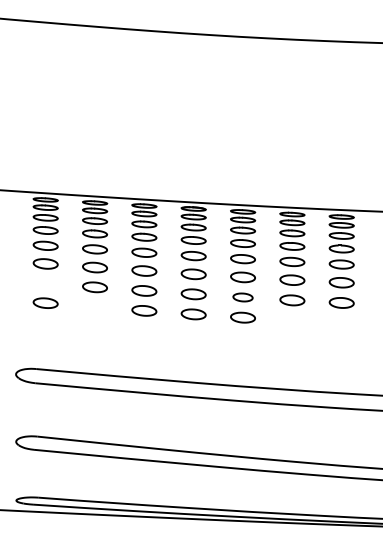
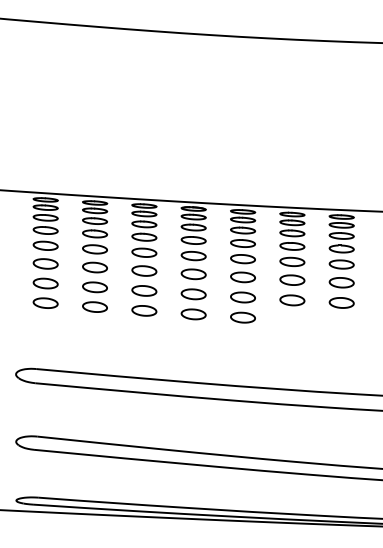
part: none -> present (45, 283)
part size: 22x11 px -> 26x13 px (242, 297)
part: none -> present (94, 306)
